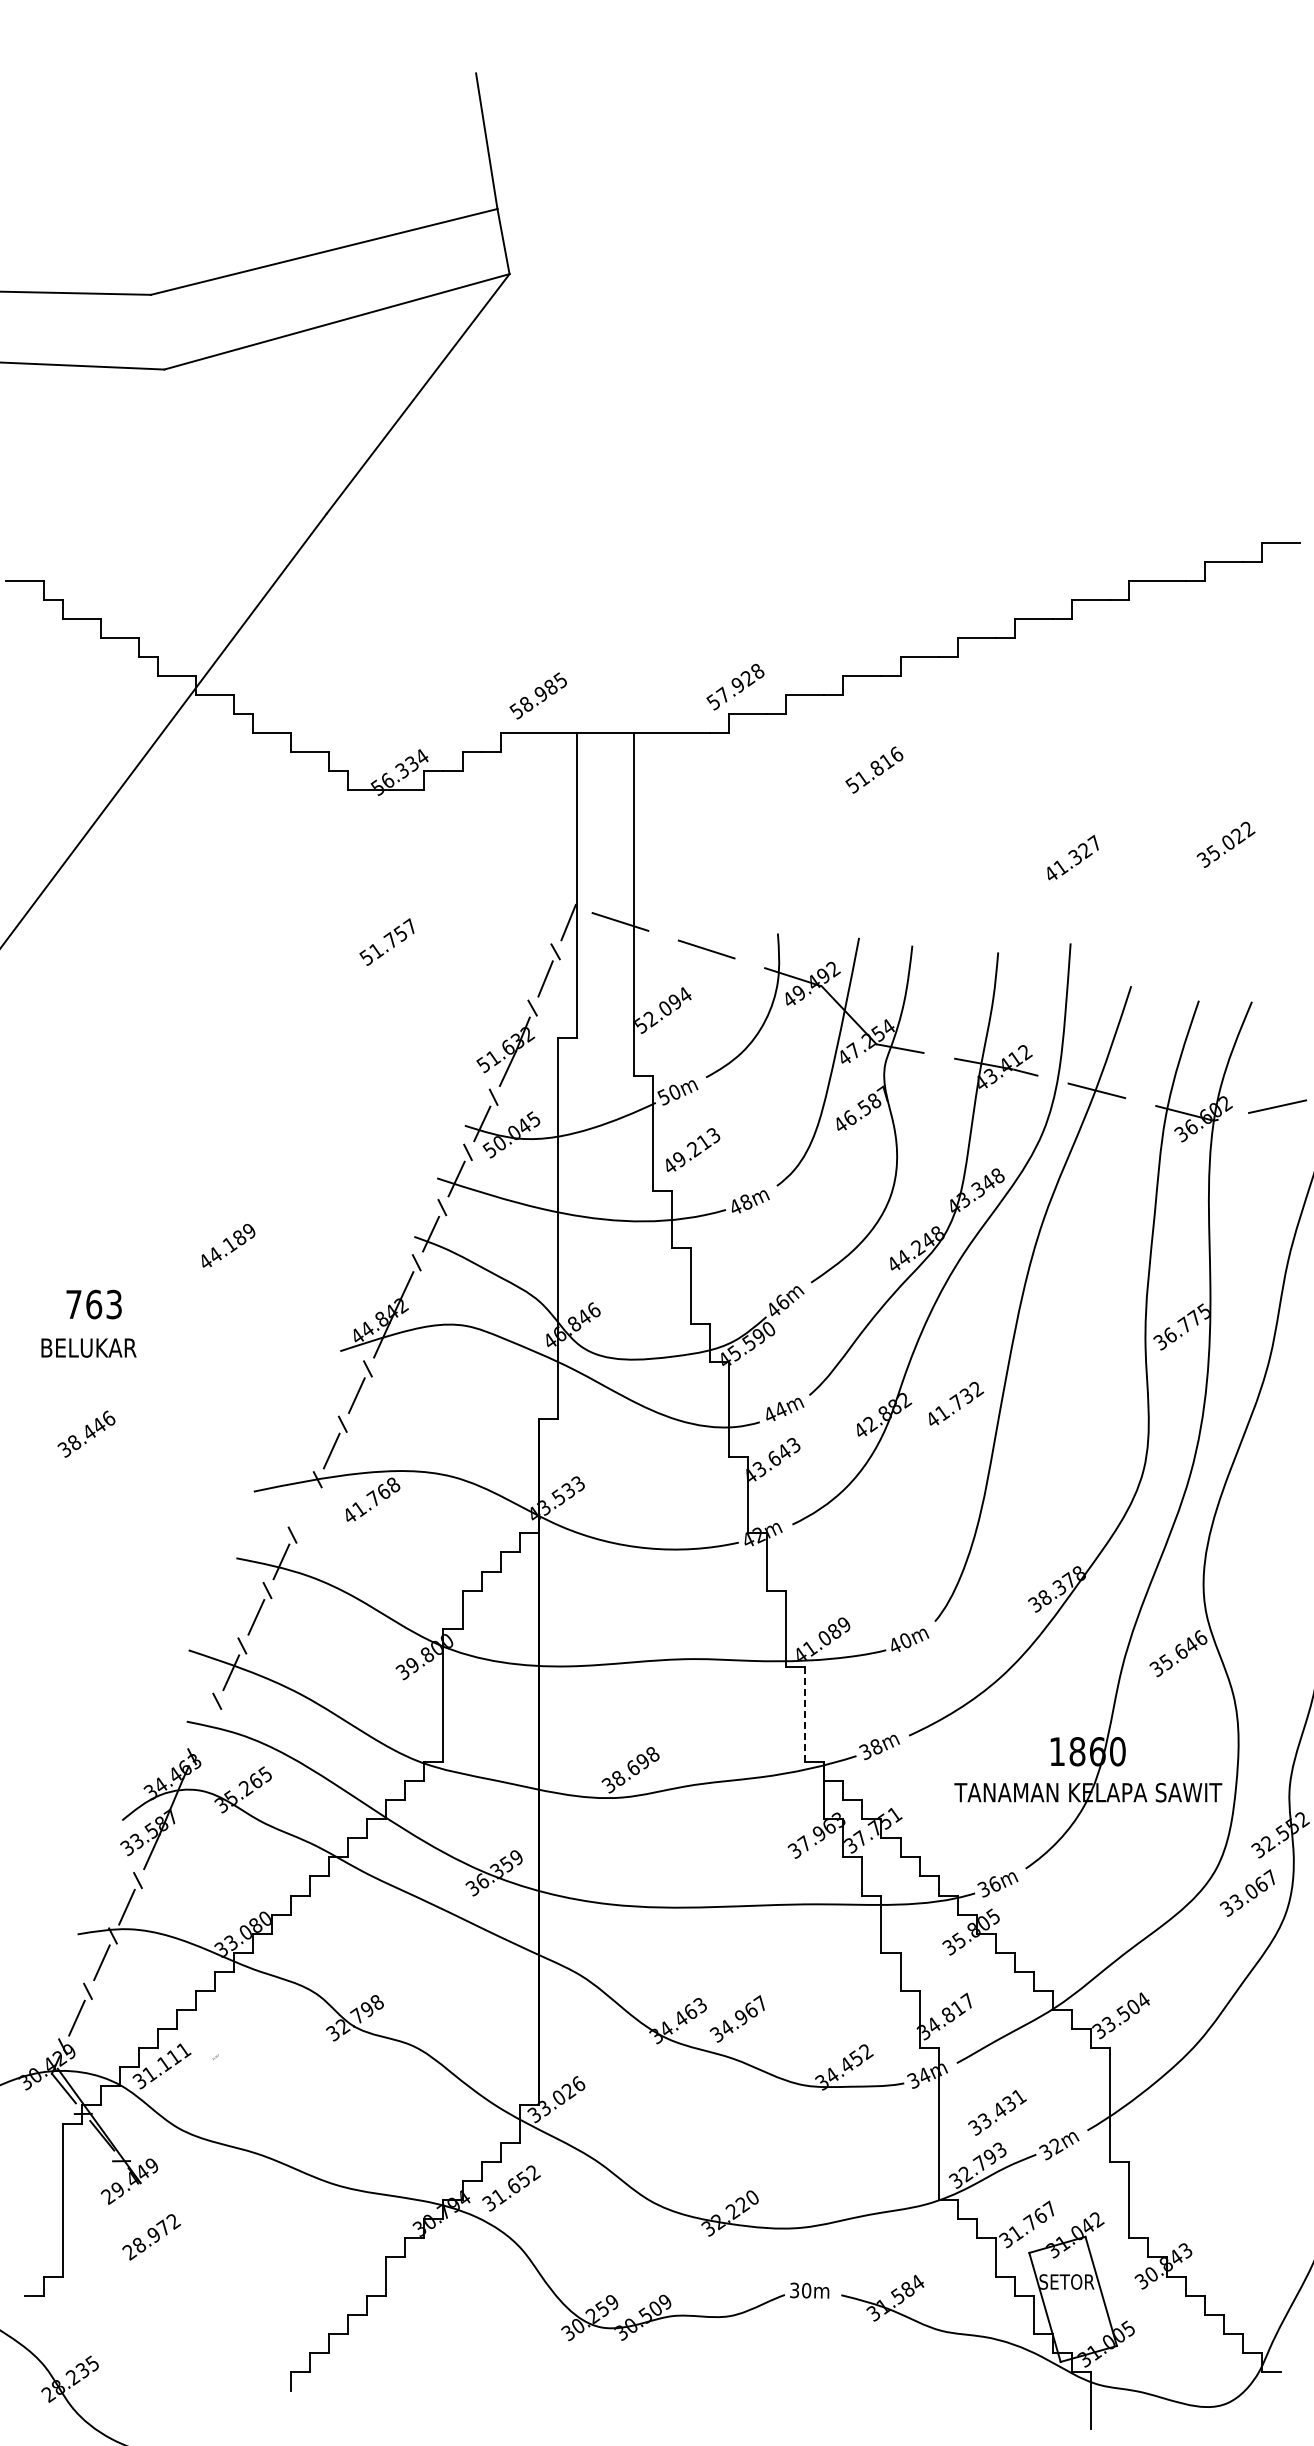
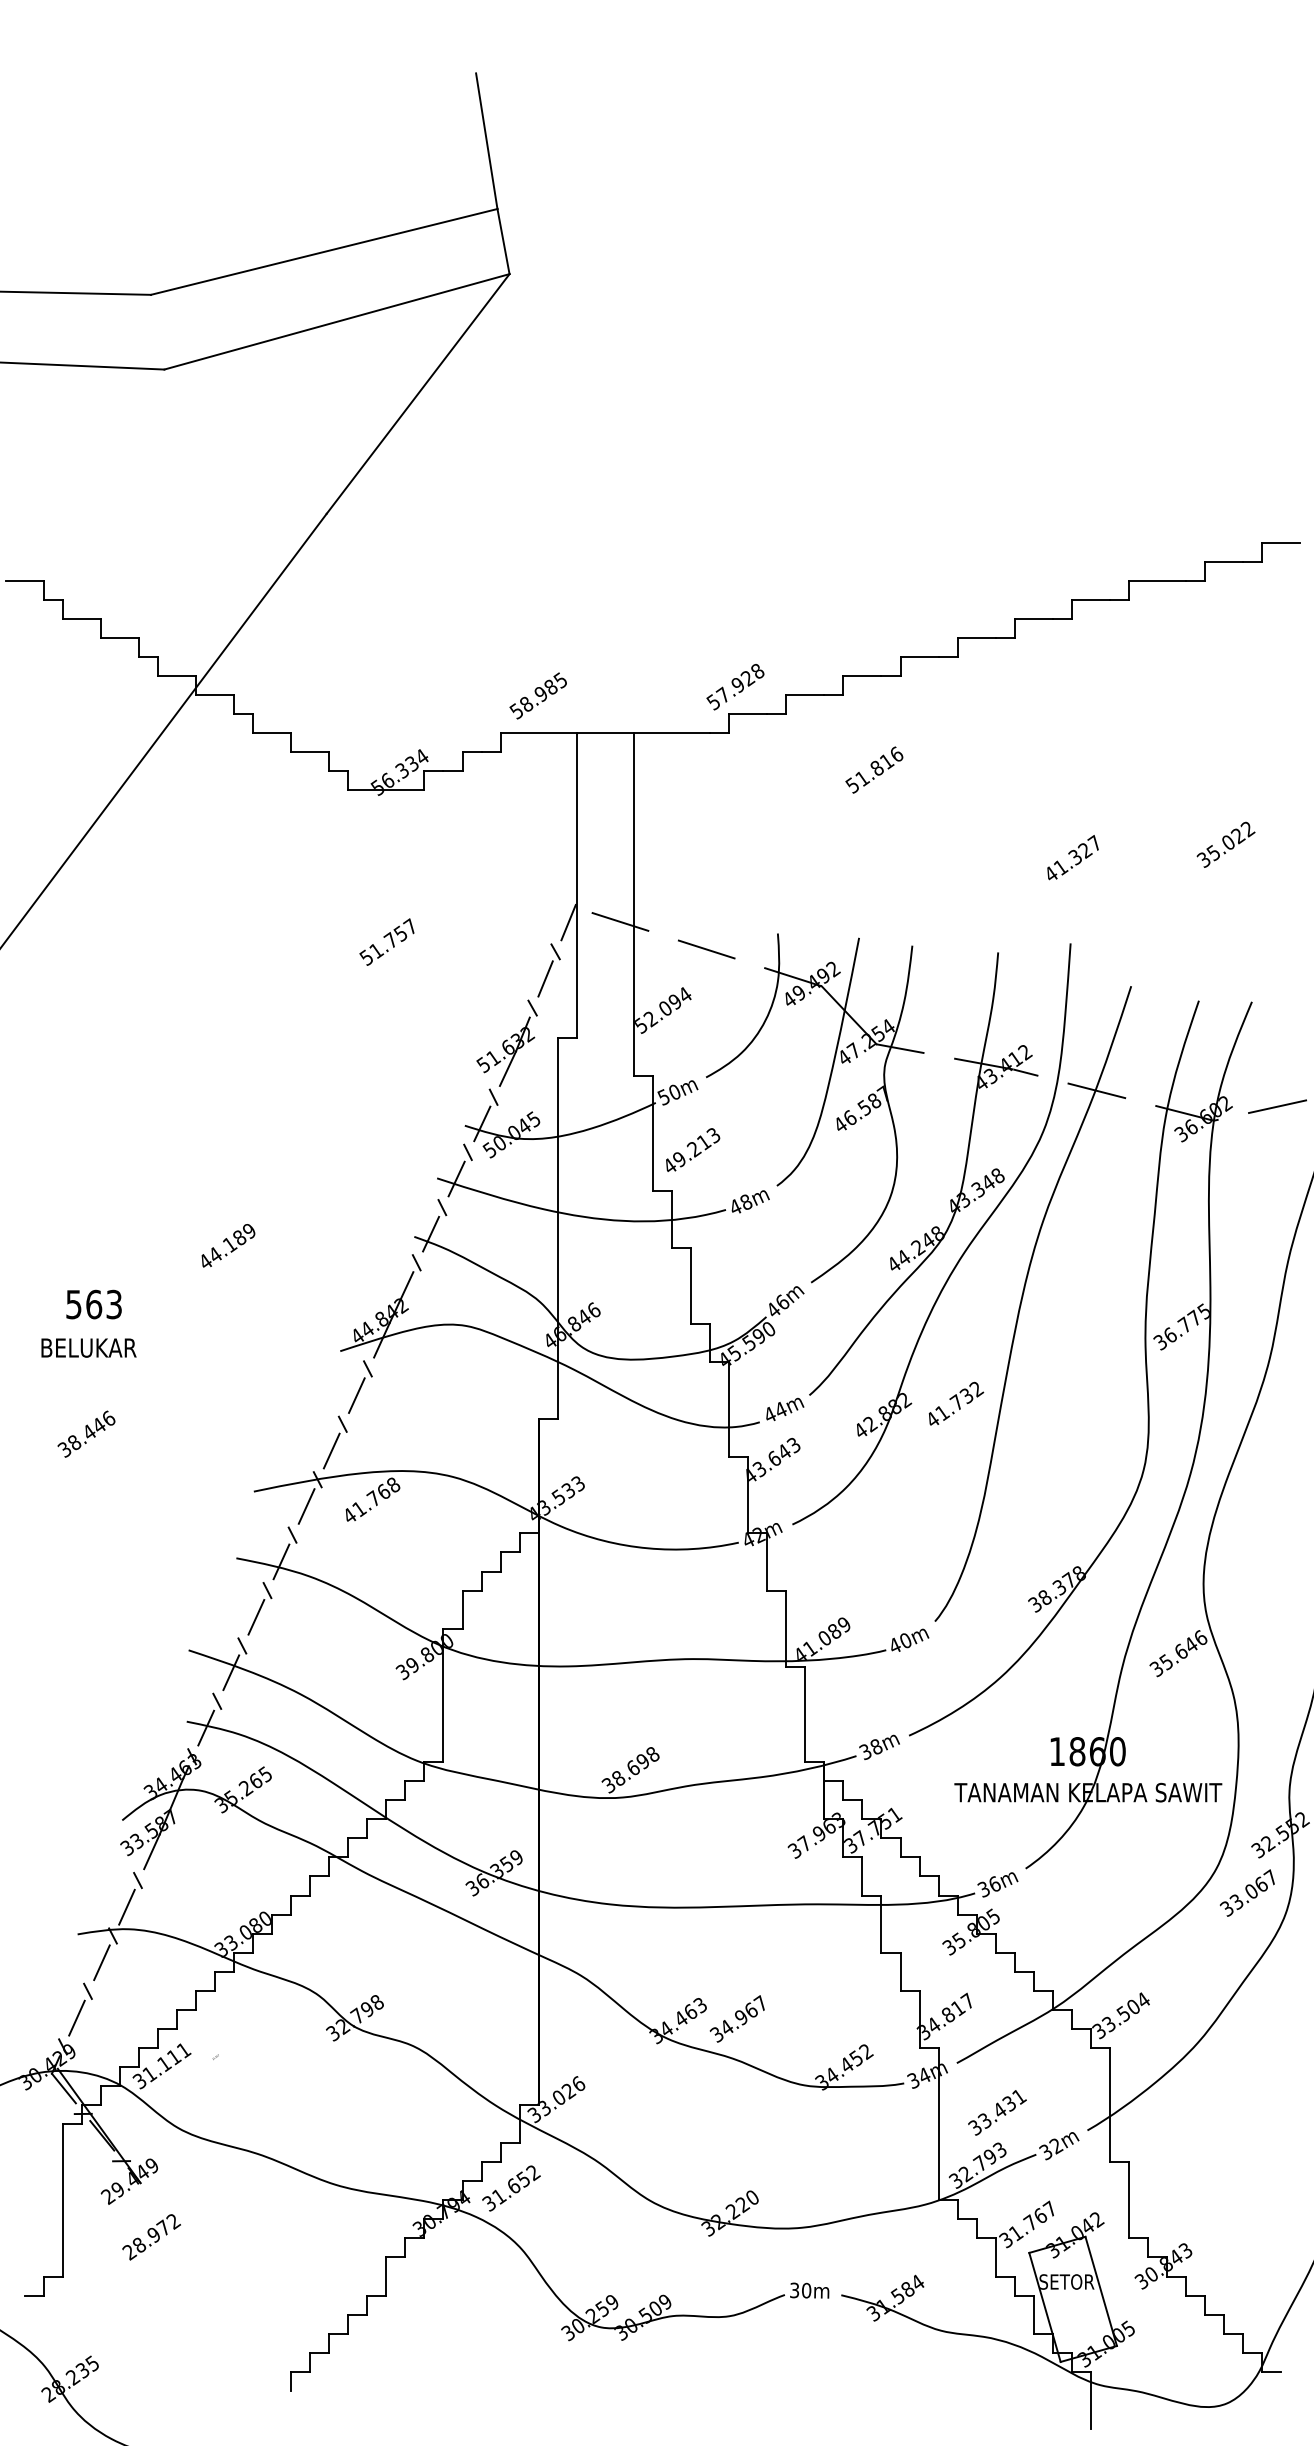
text: 763 -> 563 (73, 1304)
line: none -> present (306, 1506)
line: dashed -> solid (805, 1714)
line: none -> present (206, 1727)
